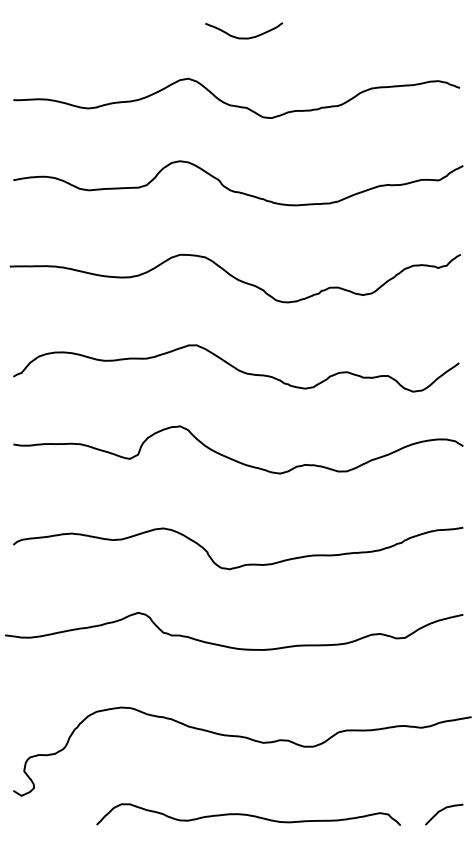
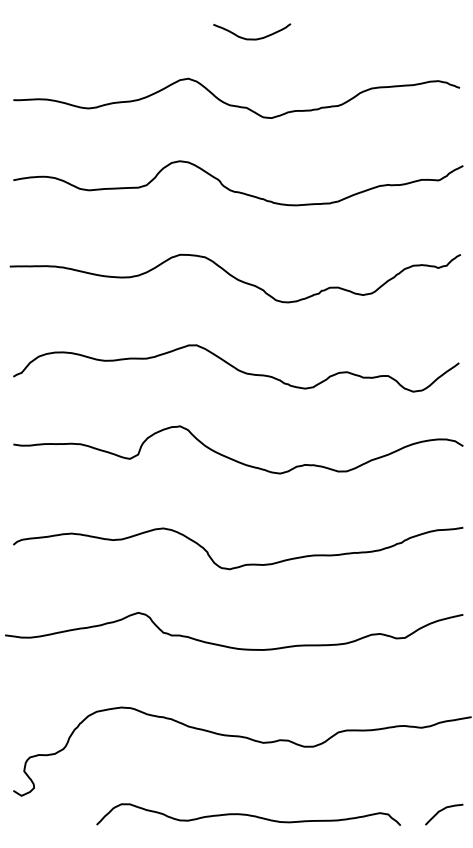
curve position: (244, 37) -> (252, 38) (252, 38)
